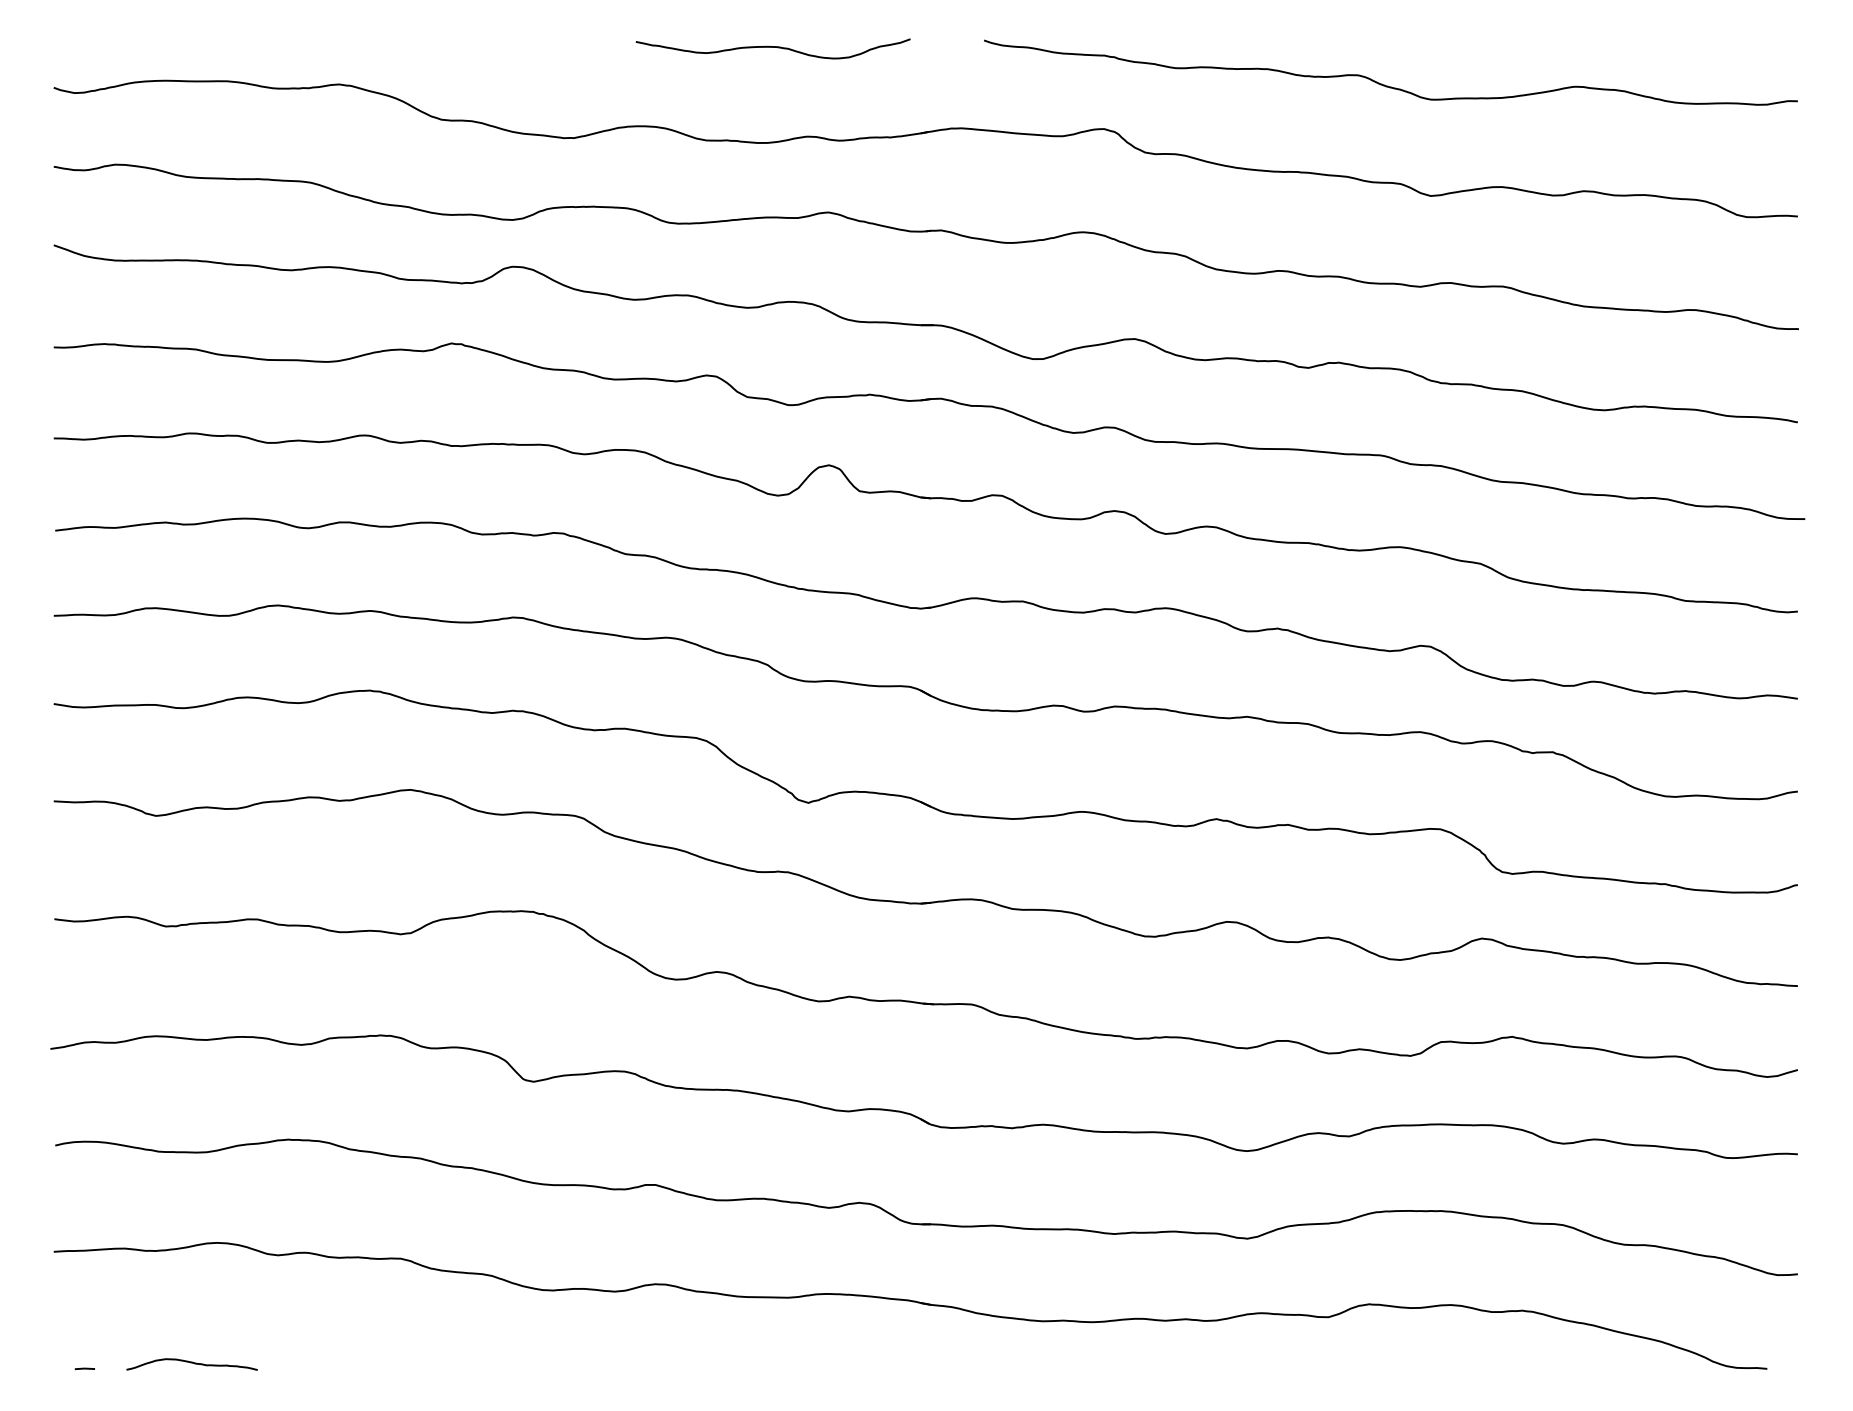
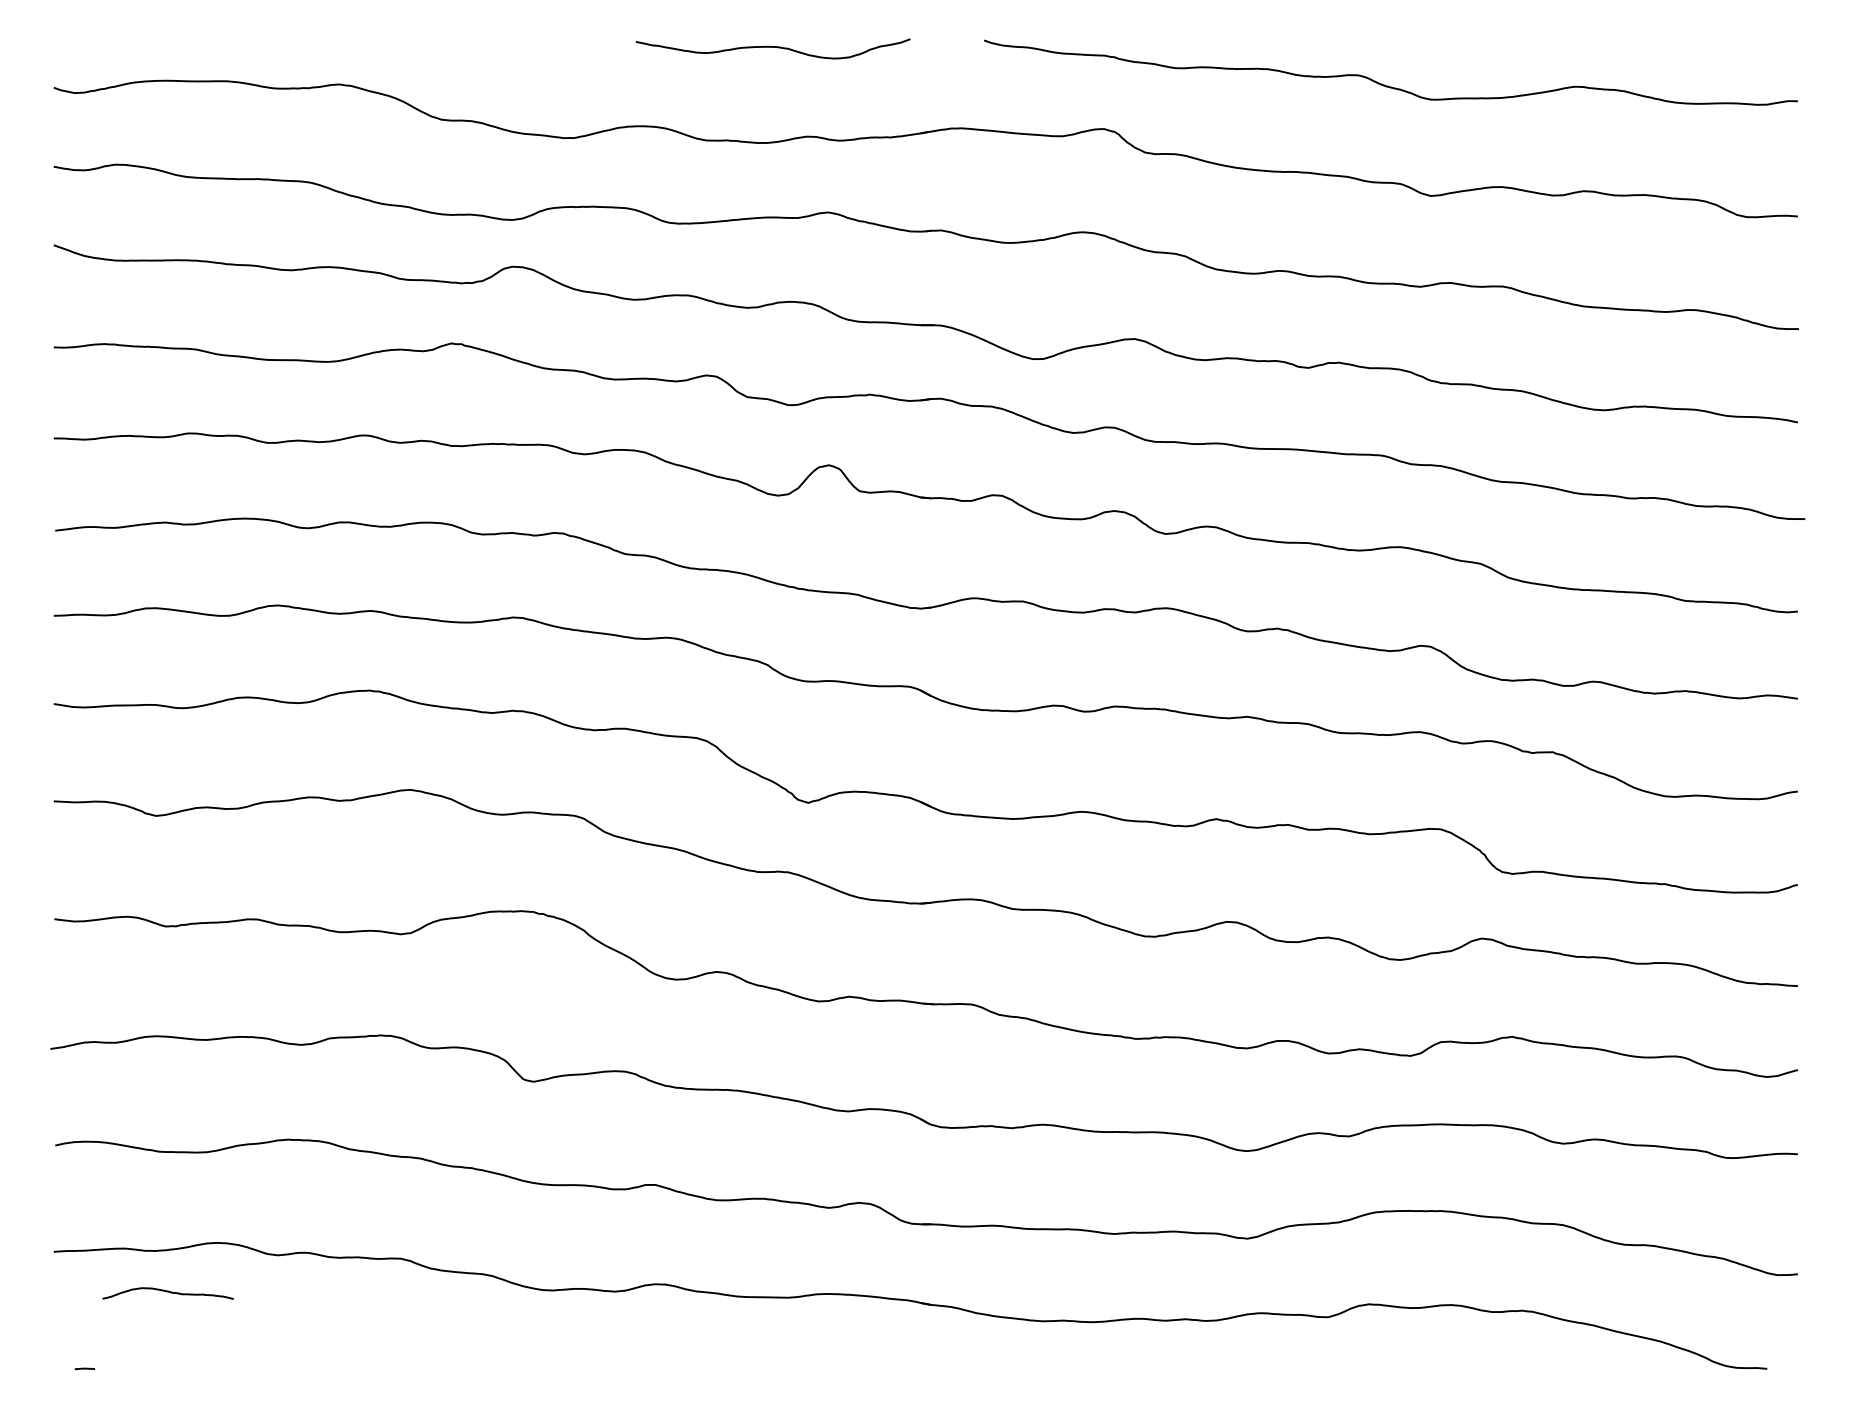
curve position: (191, 1363) -> (167, 1292) (167, 1292)
